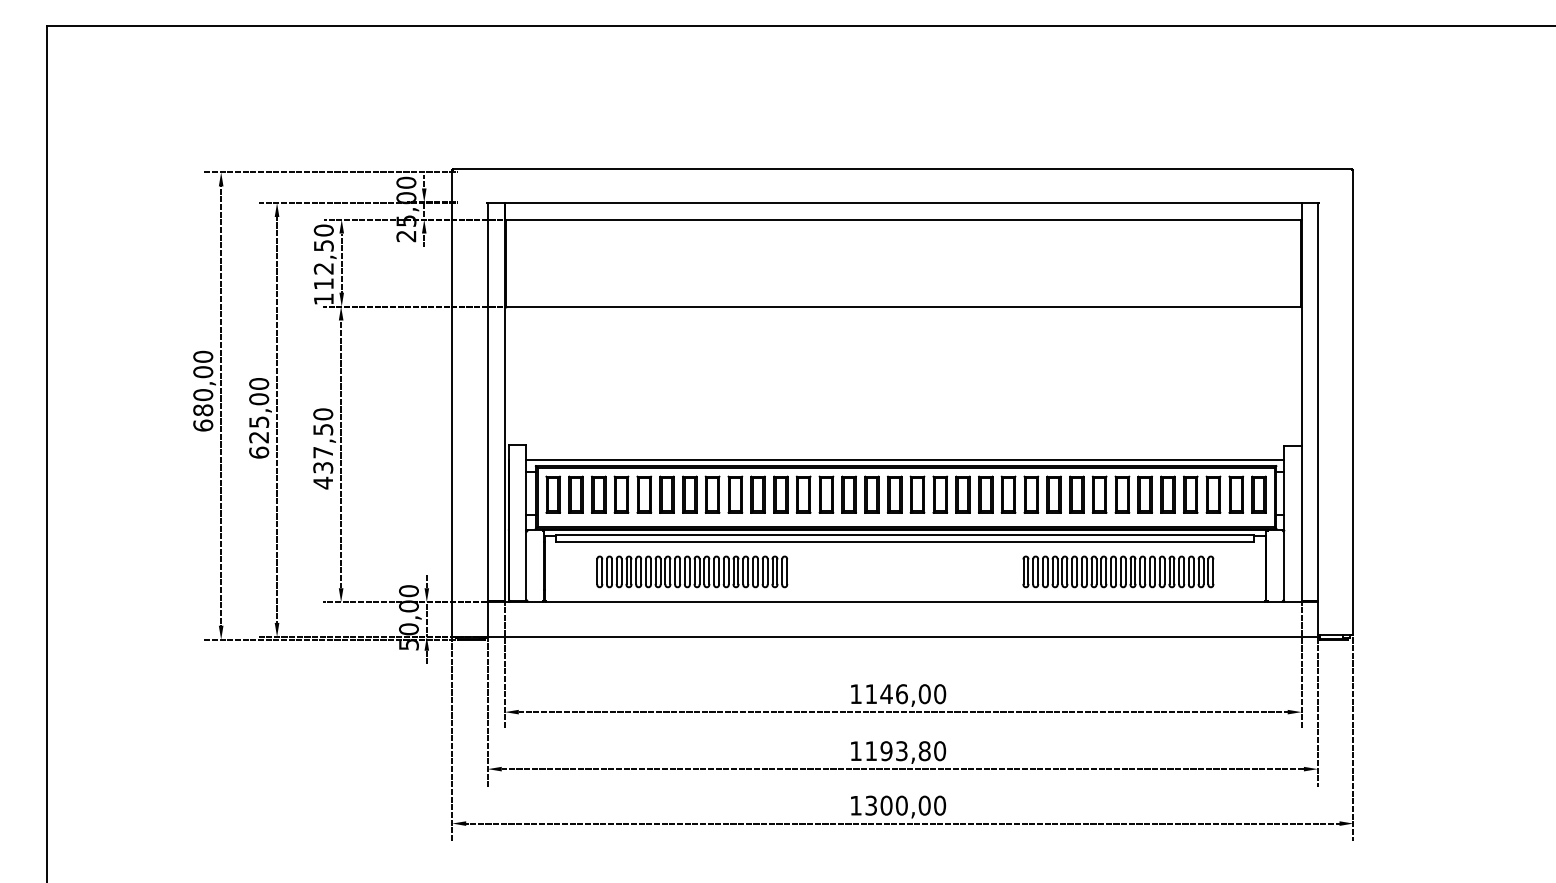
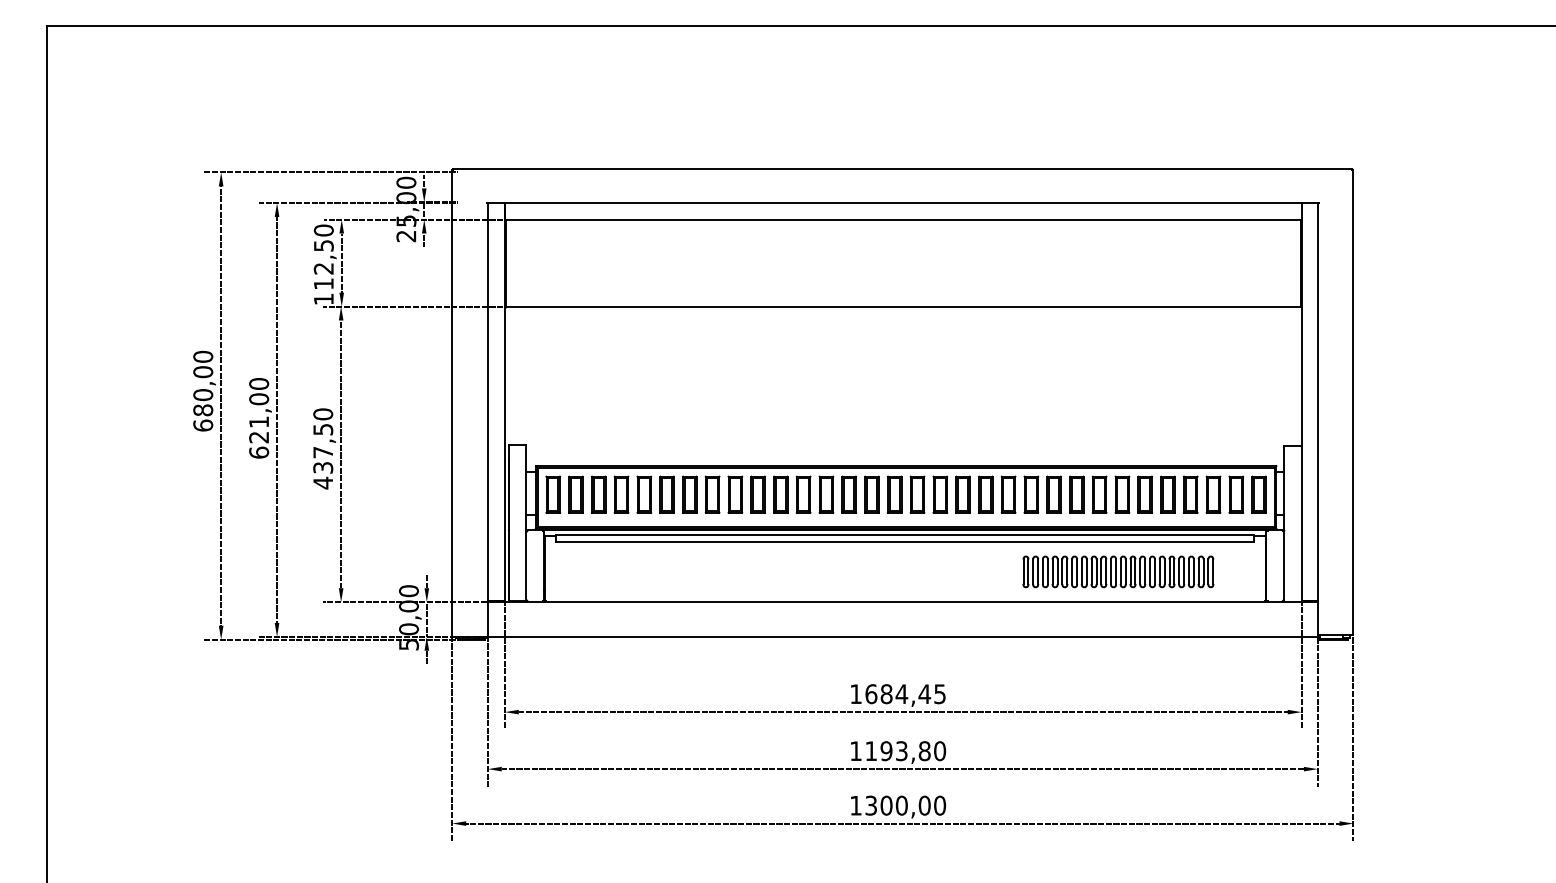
text: 625,00 -> 621,00 (259, 421)
line: present -> none (905, 459)
part: present -> none (692, 571)
text: 1146,00 -> 1684,45 (905, 694)
